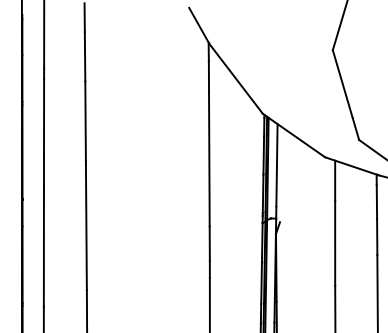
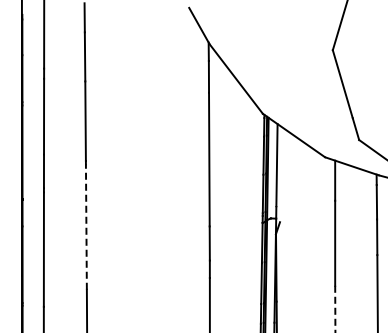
line: solid -> dashed (86, 227)
line: solid -> dashed (335, 309)
